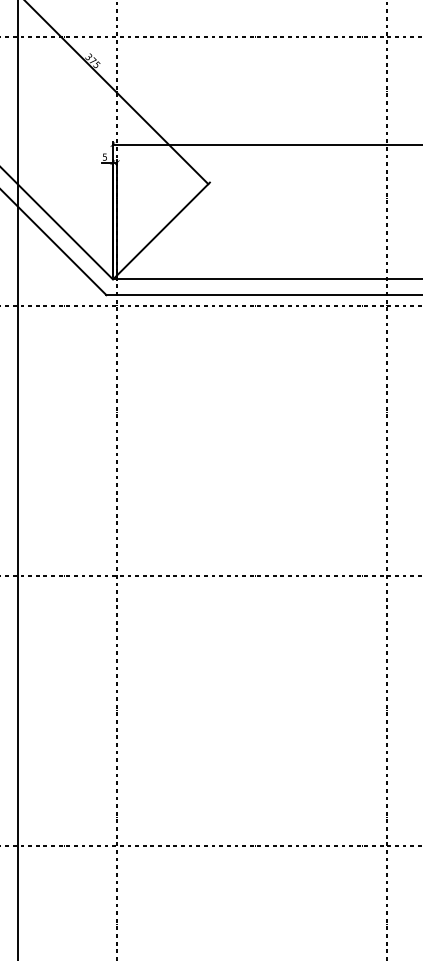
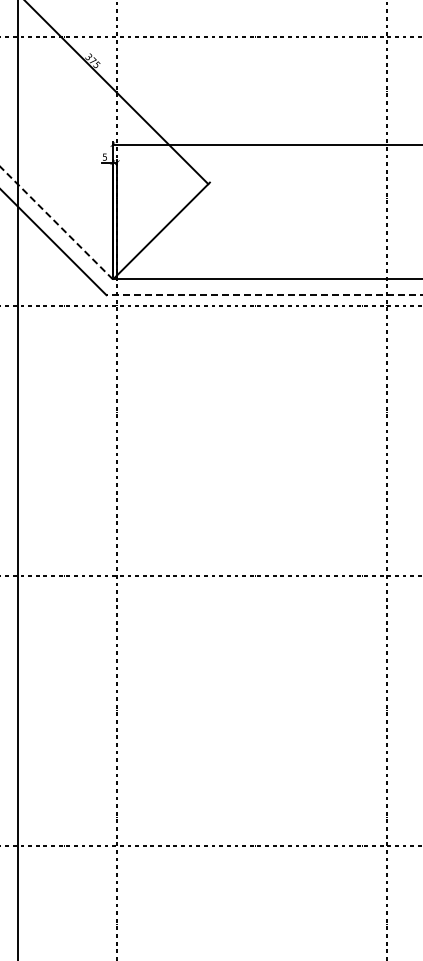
line: solid -> dashed (56, 222)
line: solid -> dashed (264, 295)
